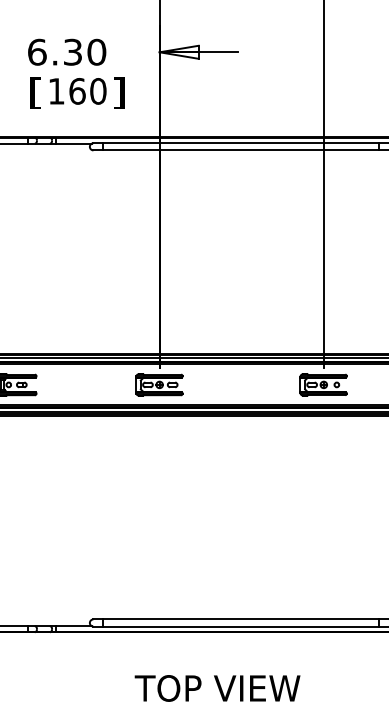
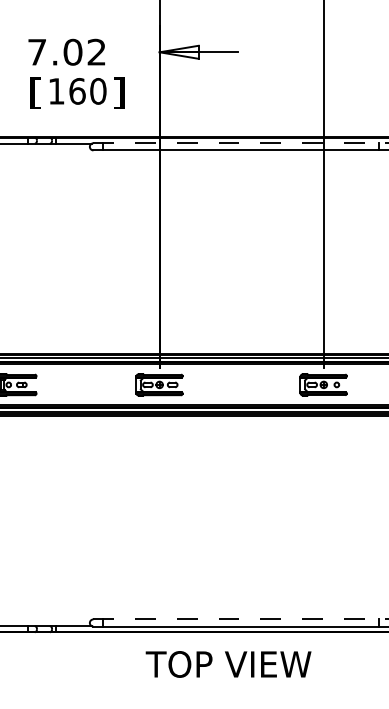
text: 6.30 -> 7.02 (67, 51)
line: solid -> dashed (241, 143)
line: solid -> dashed (241, 619)
text position: (217, 688) -> (228, 664) (228, 664)
